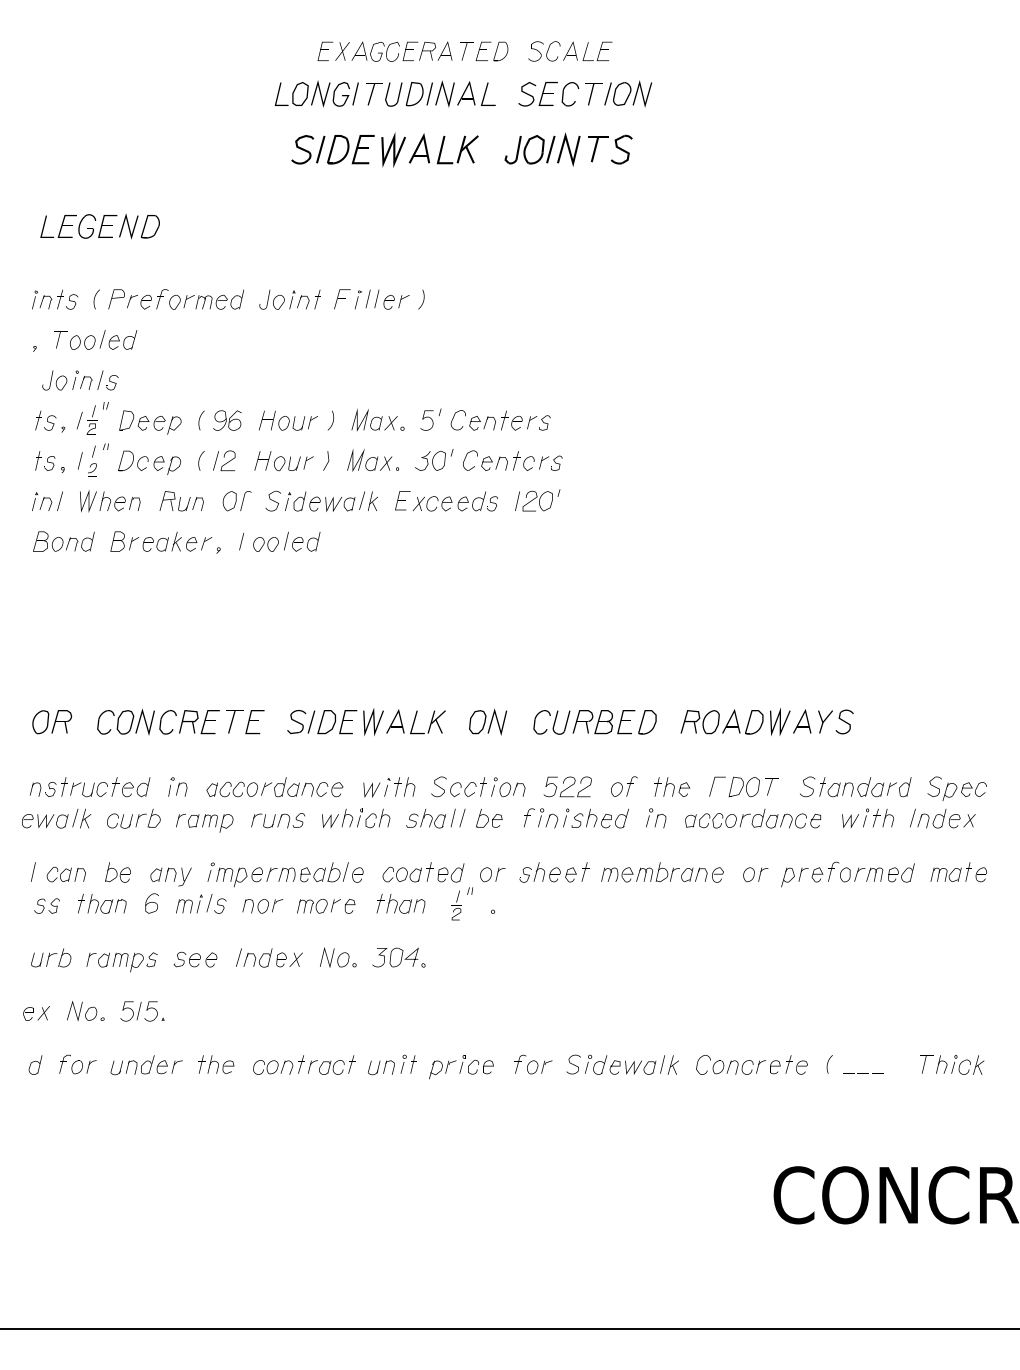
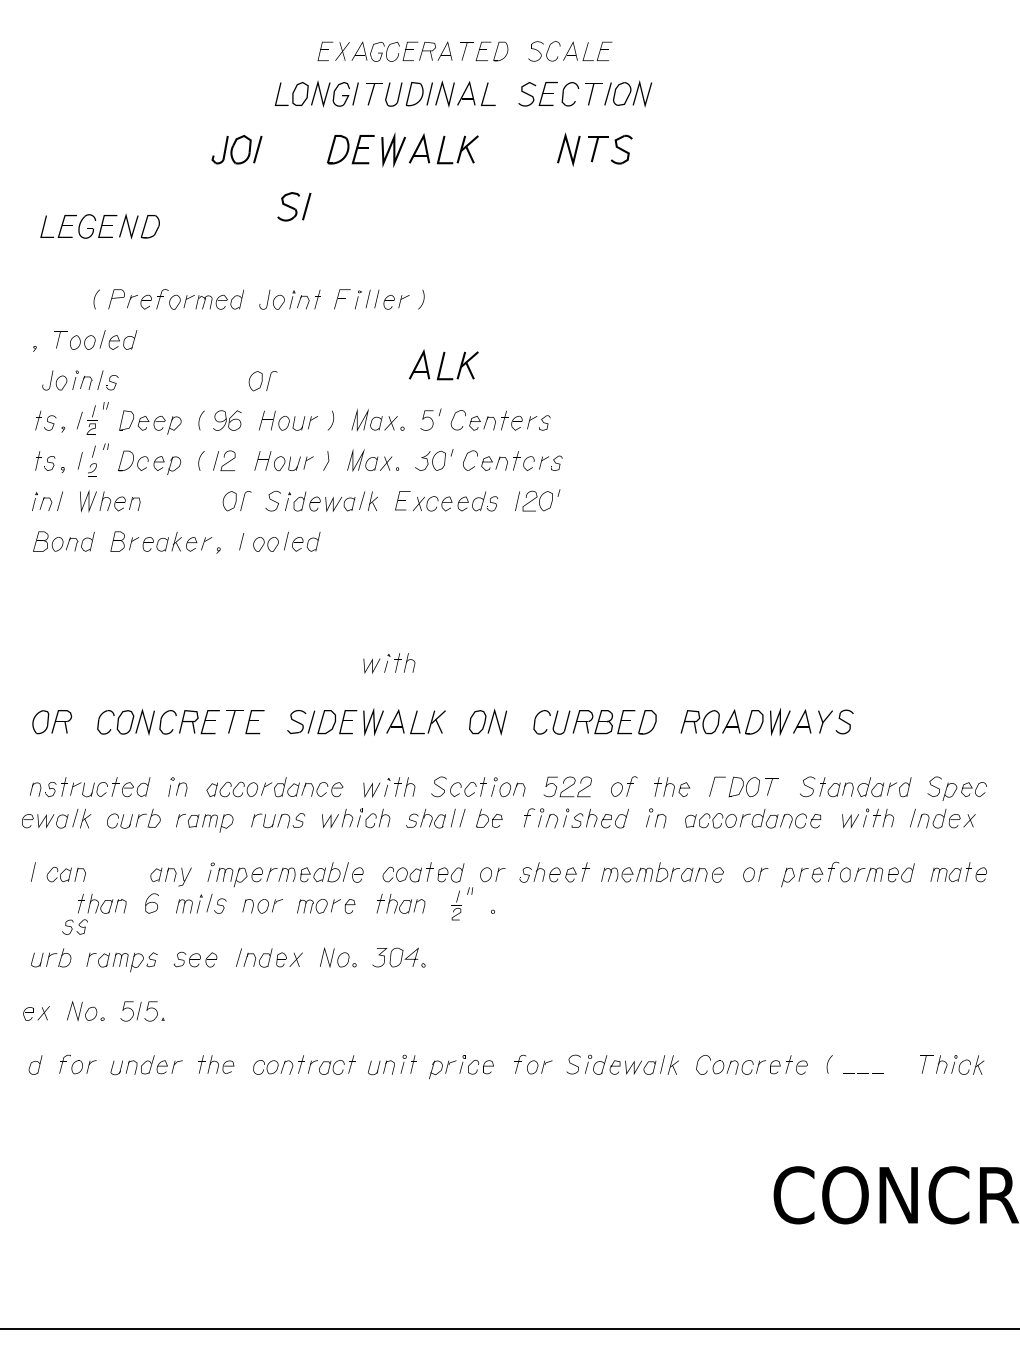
part position: (308, 149) -> (294, 206) (294, 206)
part position: (529, 149) -> (236, 149) (236, 149)
part: present -> none (55, 299)
part: none -> present (443, 364)
part: none -> present (262, 381)
part: present -> none (181, 501)
part: none -> present (389, 663)
part: present -> none (117, 872)
part position: (46, 905) -> (74, 926) (74, 926)
